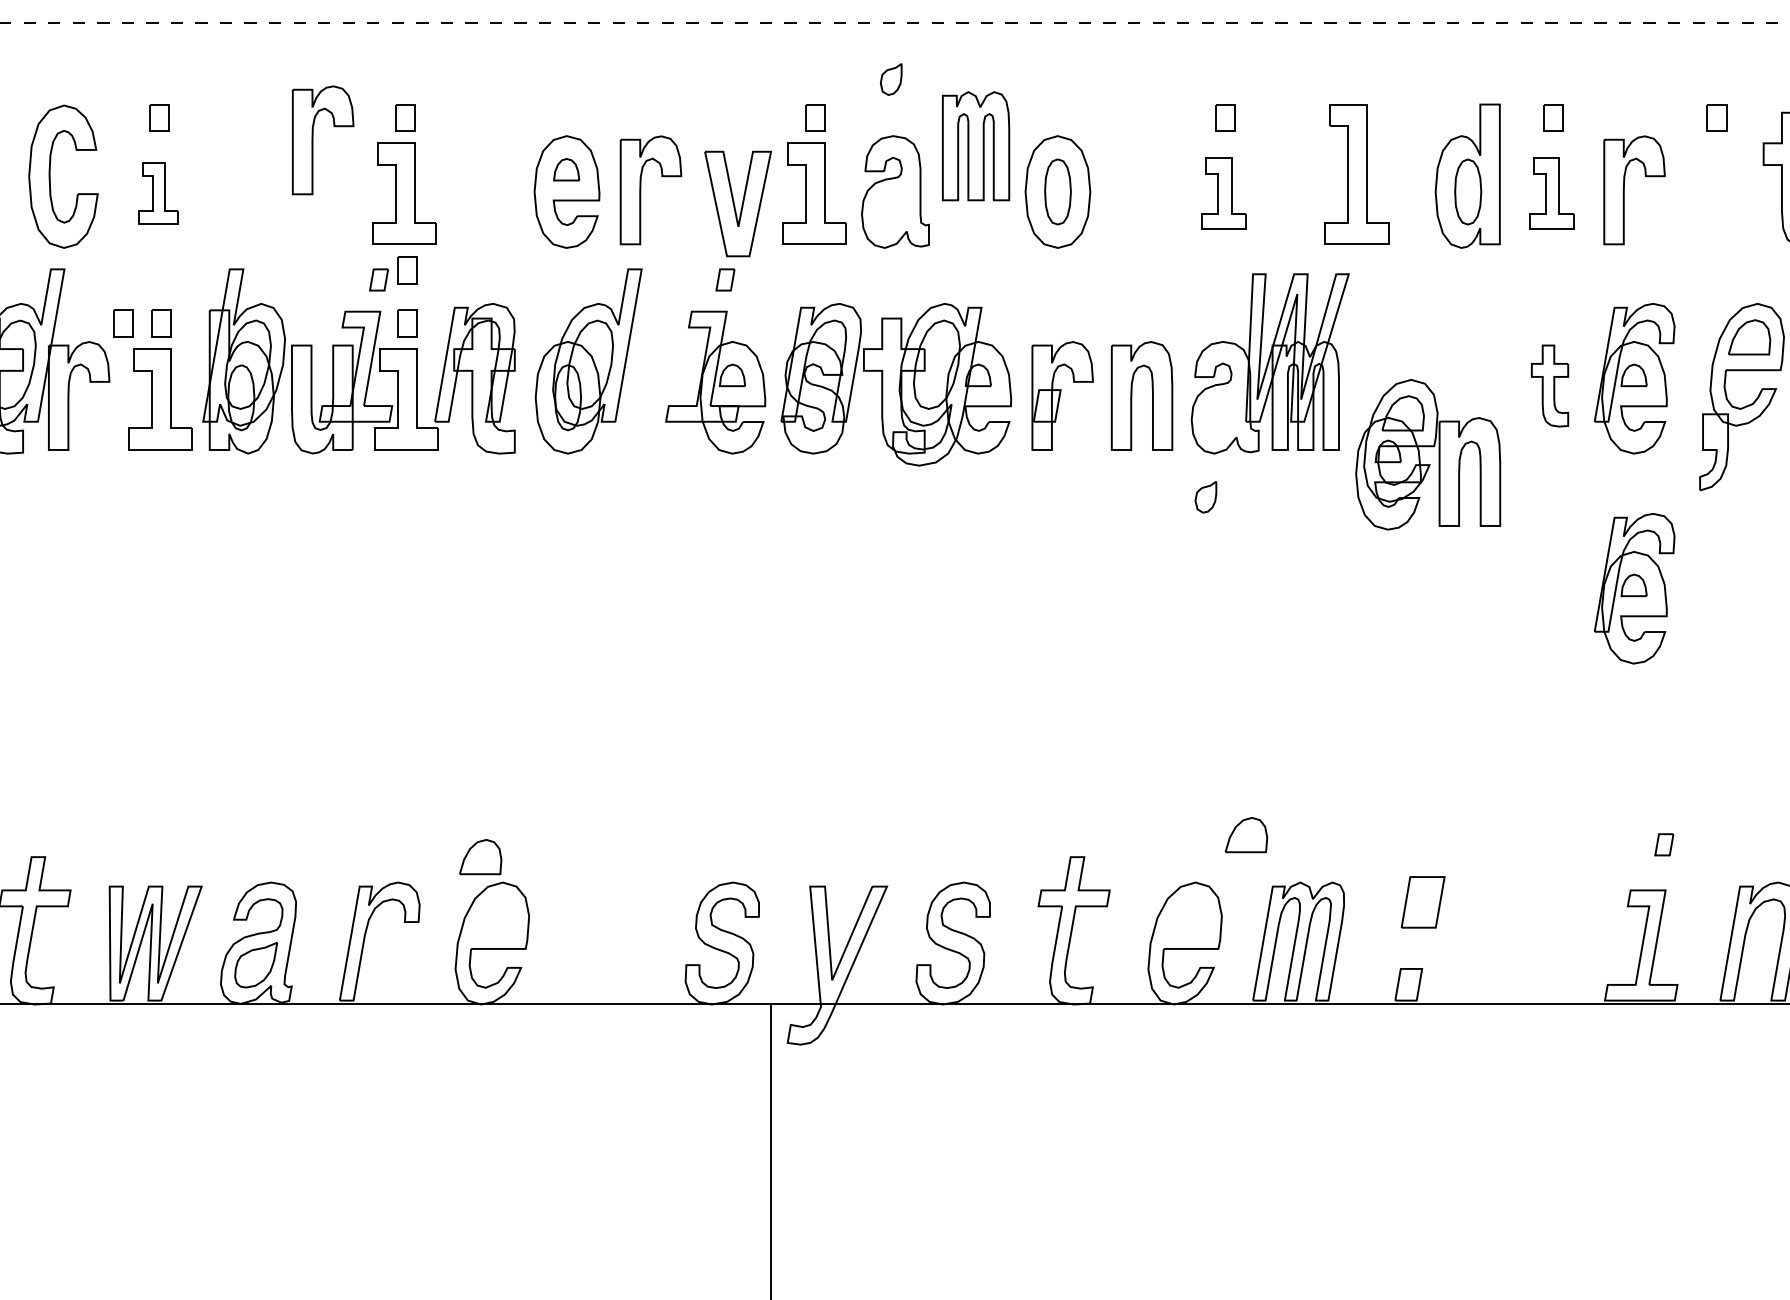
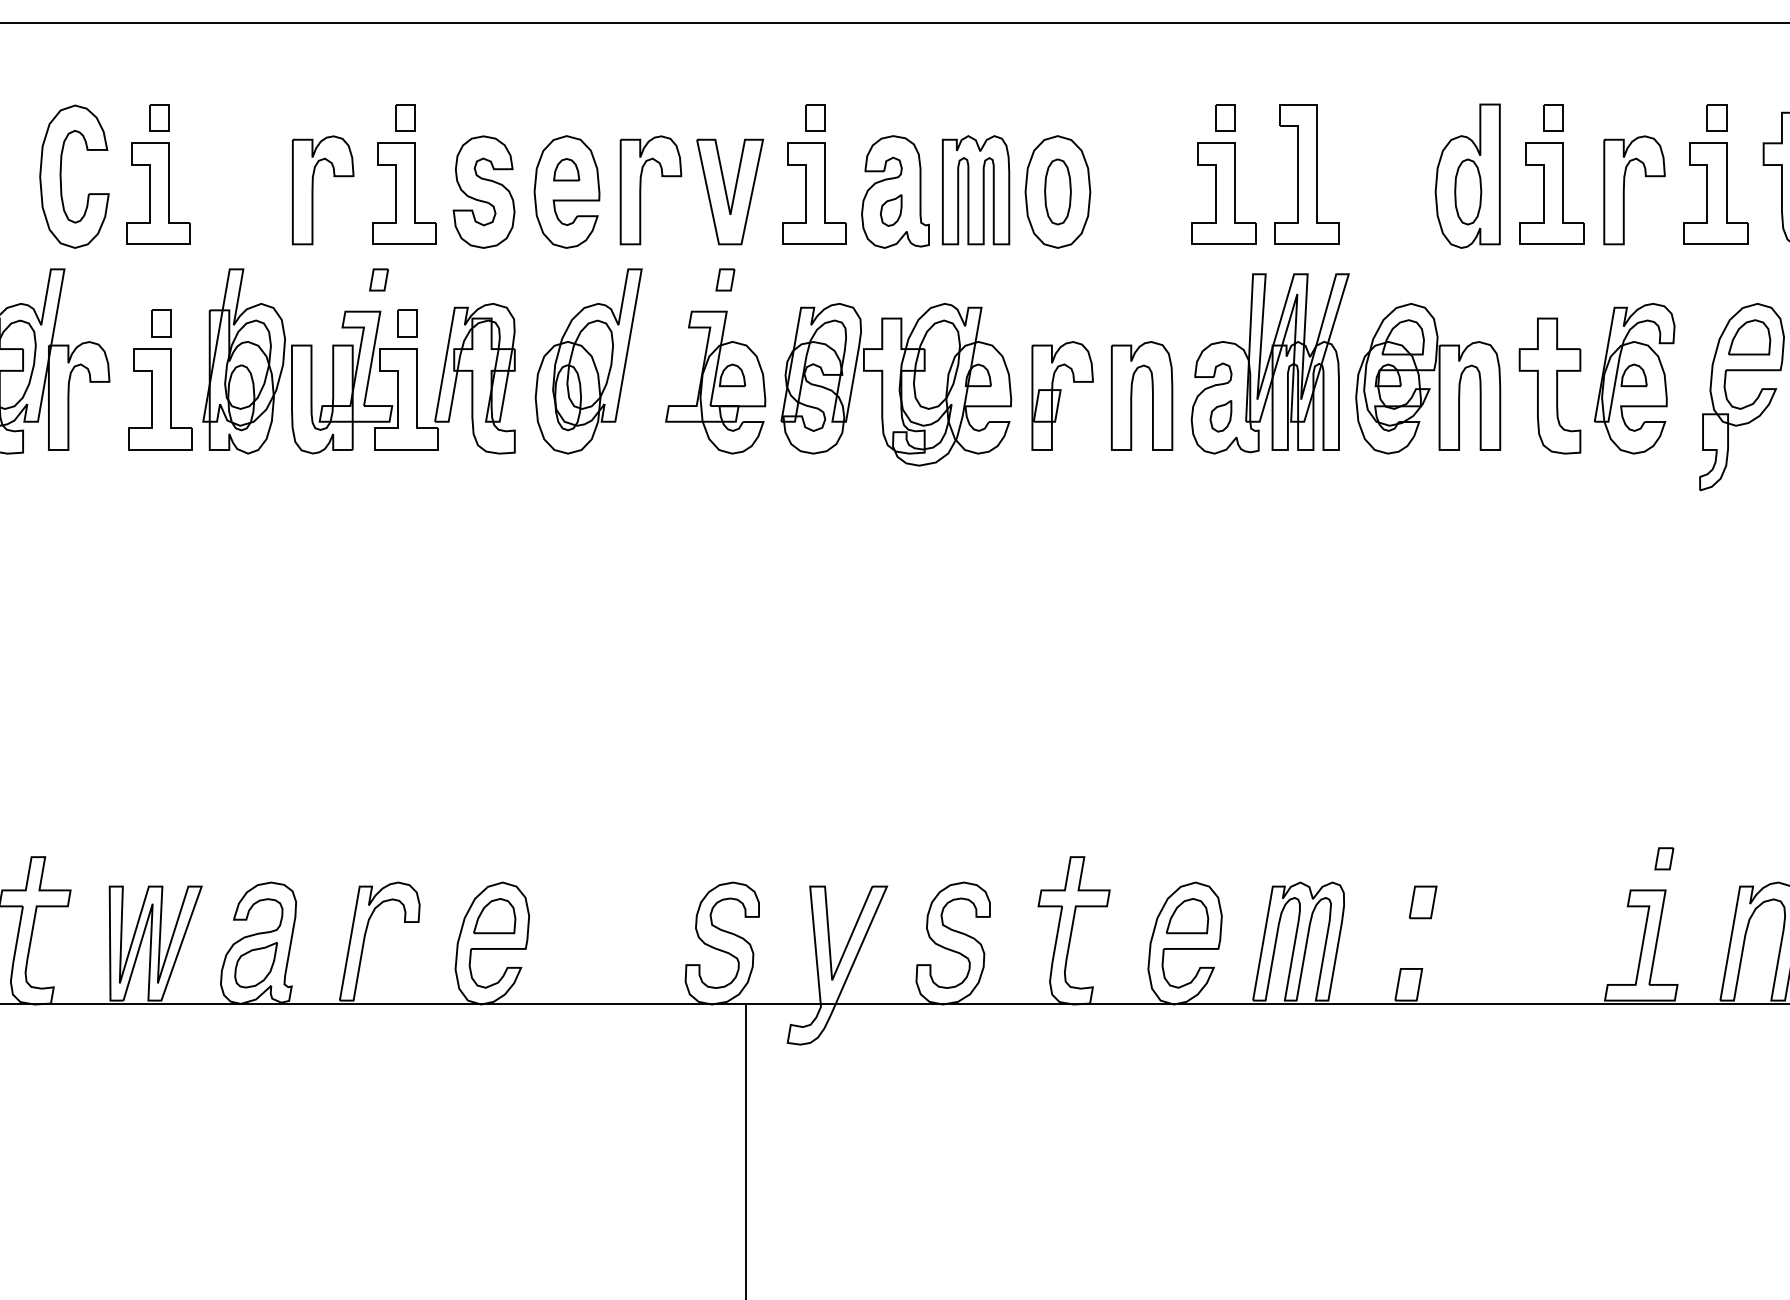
line: dashed -> solid (895, 22)
part position: (890, 79) -> (890, 210) (890, 210)
part position: (313, 140) -> (313, 190) (313, 190)
part position: (976, 146) -> (976, 190) (976, 190)
part position: (1356, 174) -> (1306, 174) (1306, 174)
part position: (50, 176) -> (61, 176) (61, 176)
part: none -> present (483, 191)
part size: 41x63 px -> 65x103 px (158, 193)
part size: 46x73 px -> 66x103 px (1223, 193)
part size: 46x73 px -> 66x103 px (1551, 193)
part: none -> present (1715, 193)
part position: (737, 203) -> (729, 191) (729, 191)
part: present -> none (407, 270)
part: present -> none (123, 323)
part size: 39x84 px -> 64x138 px (1549, 385)
part position: (1428, 447) -> (1428, 371) (1428, 371)
part position: (1205, 497) -> (1220, 416) (1220, 416)
part: present -> none (1634, 588)
part position: (1246, 835) -> (1187, 916) (1187, 916)
part position: (1664, 844) -> (1664, 858) (1664, 858)
part position: (480, 857) -> (494, 916) (494, 916)
part size: 46x53 px -> 30x35 px (1422, 902)
line position: (771, 1150) -> (746, 1150) (746, 1150)
